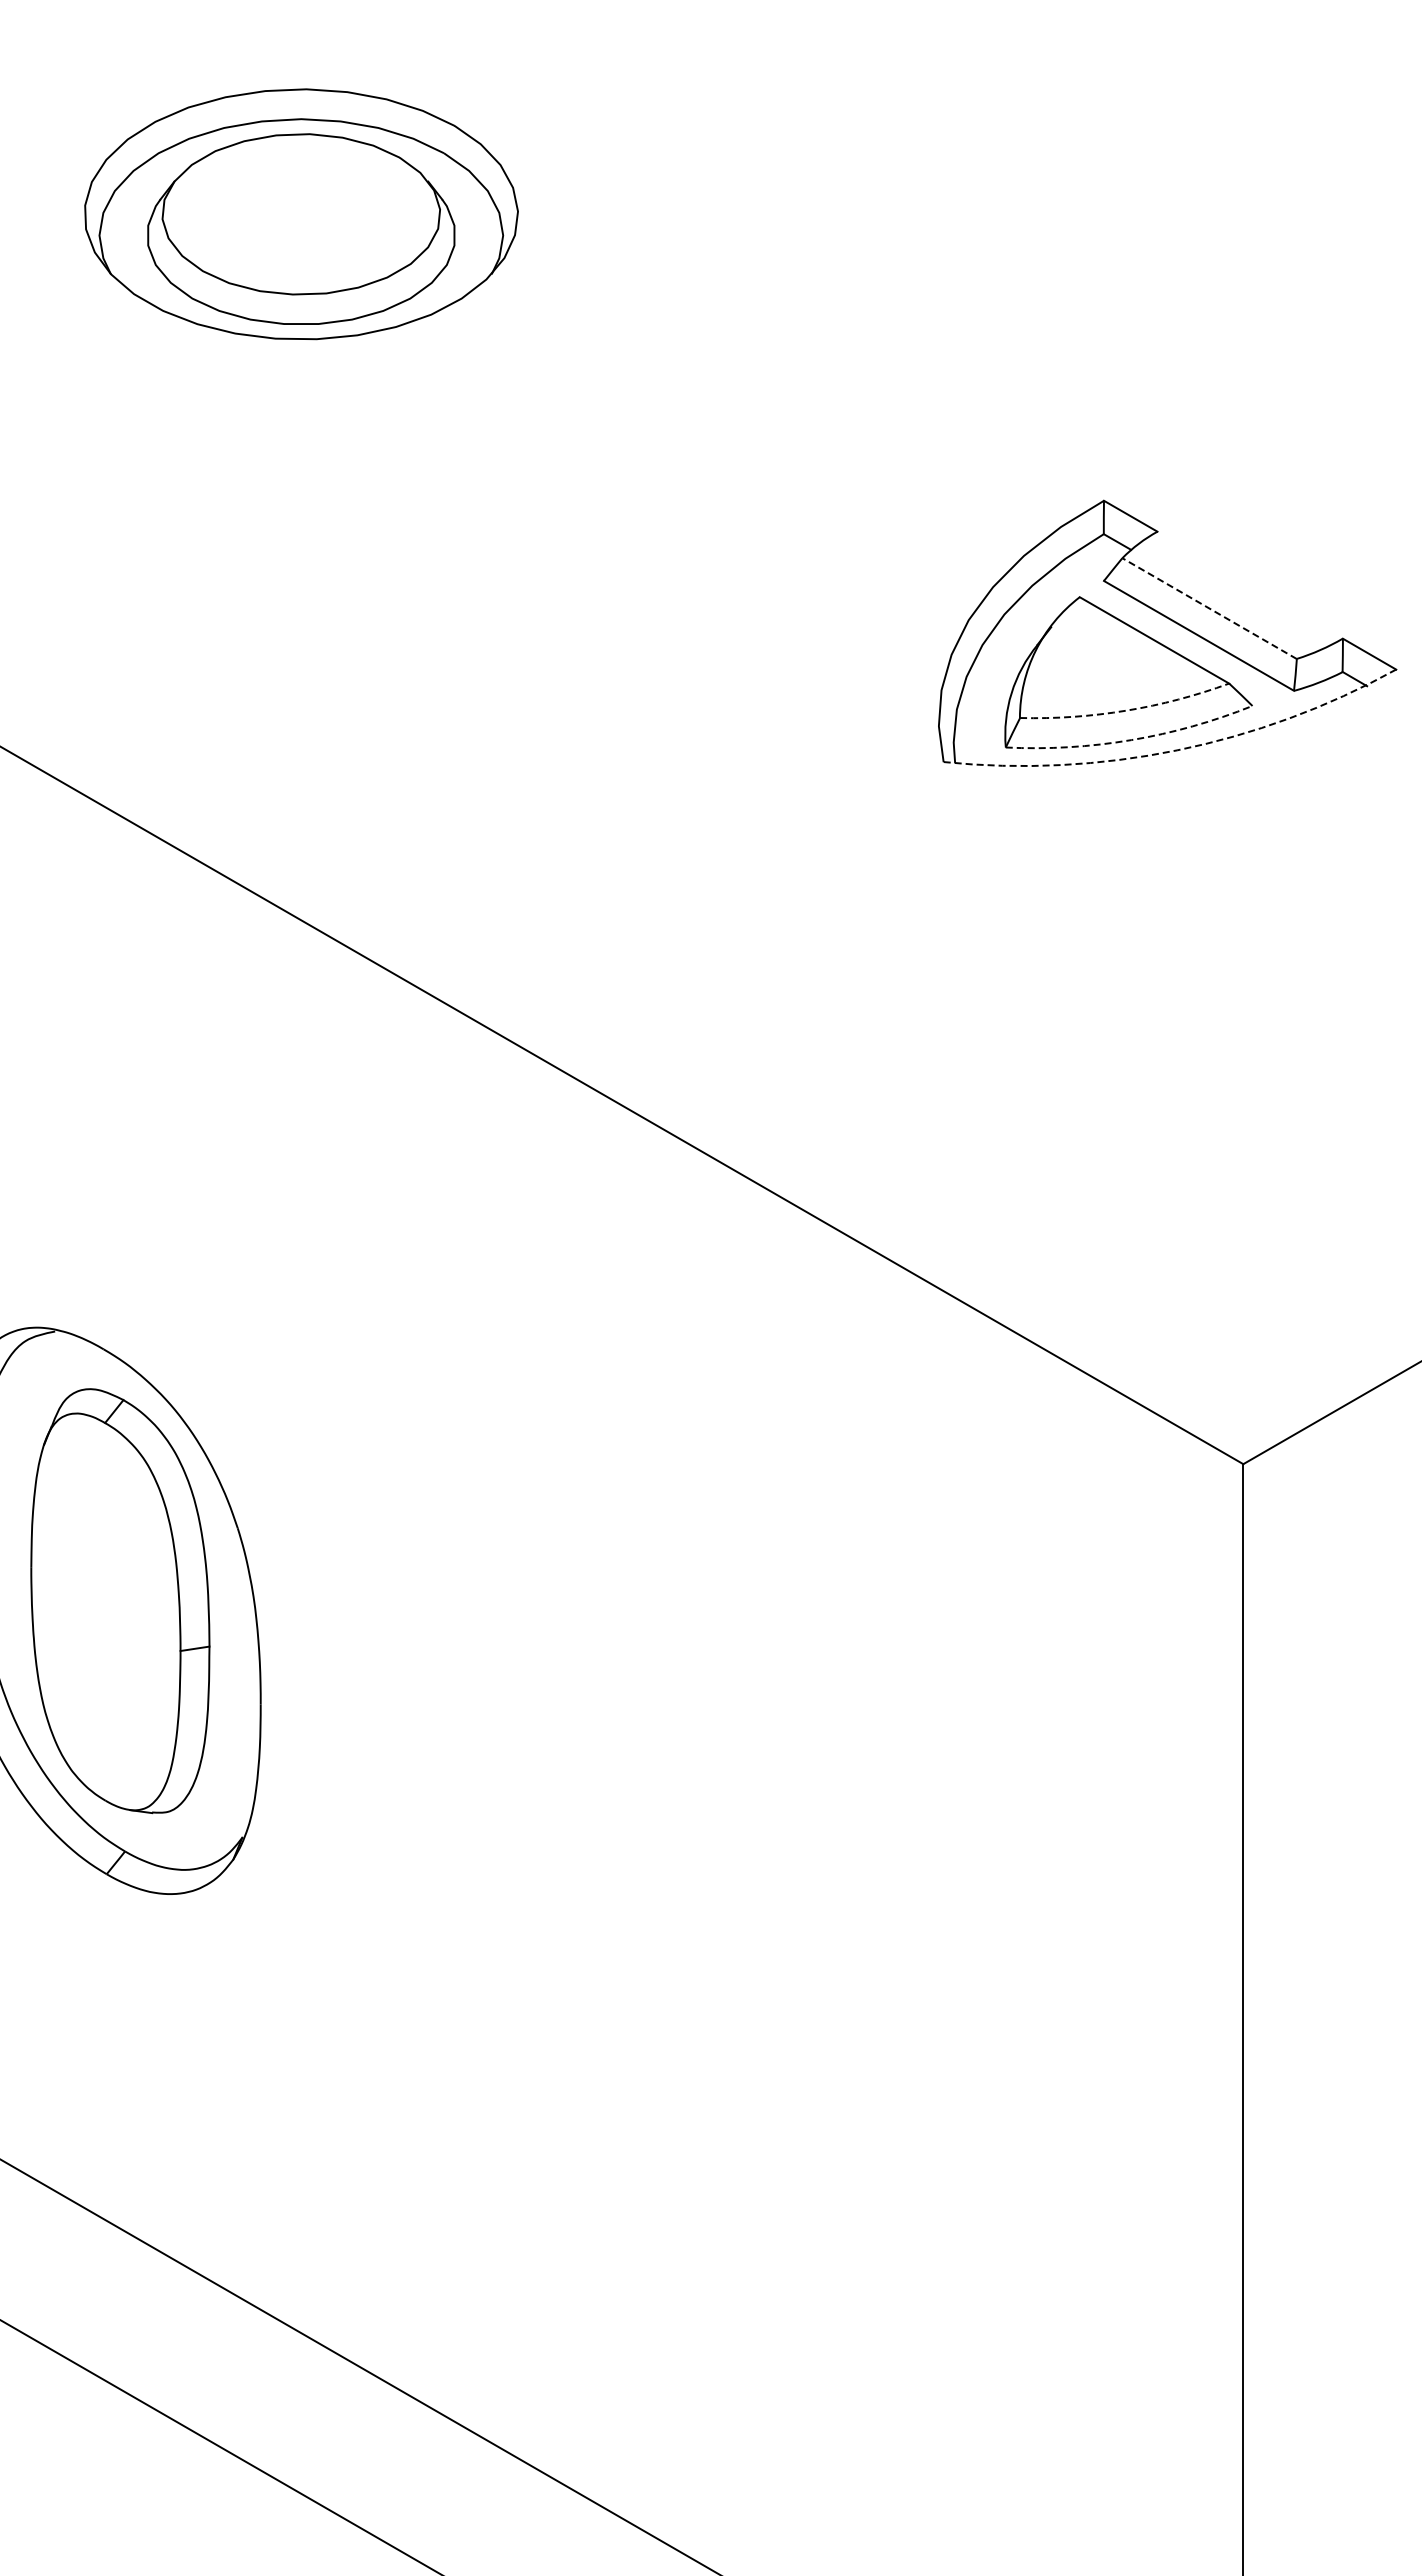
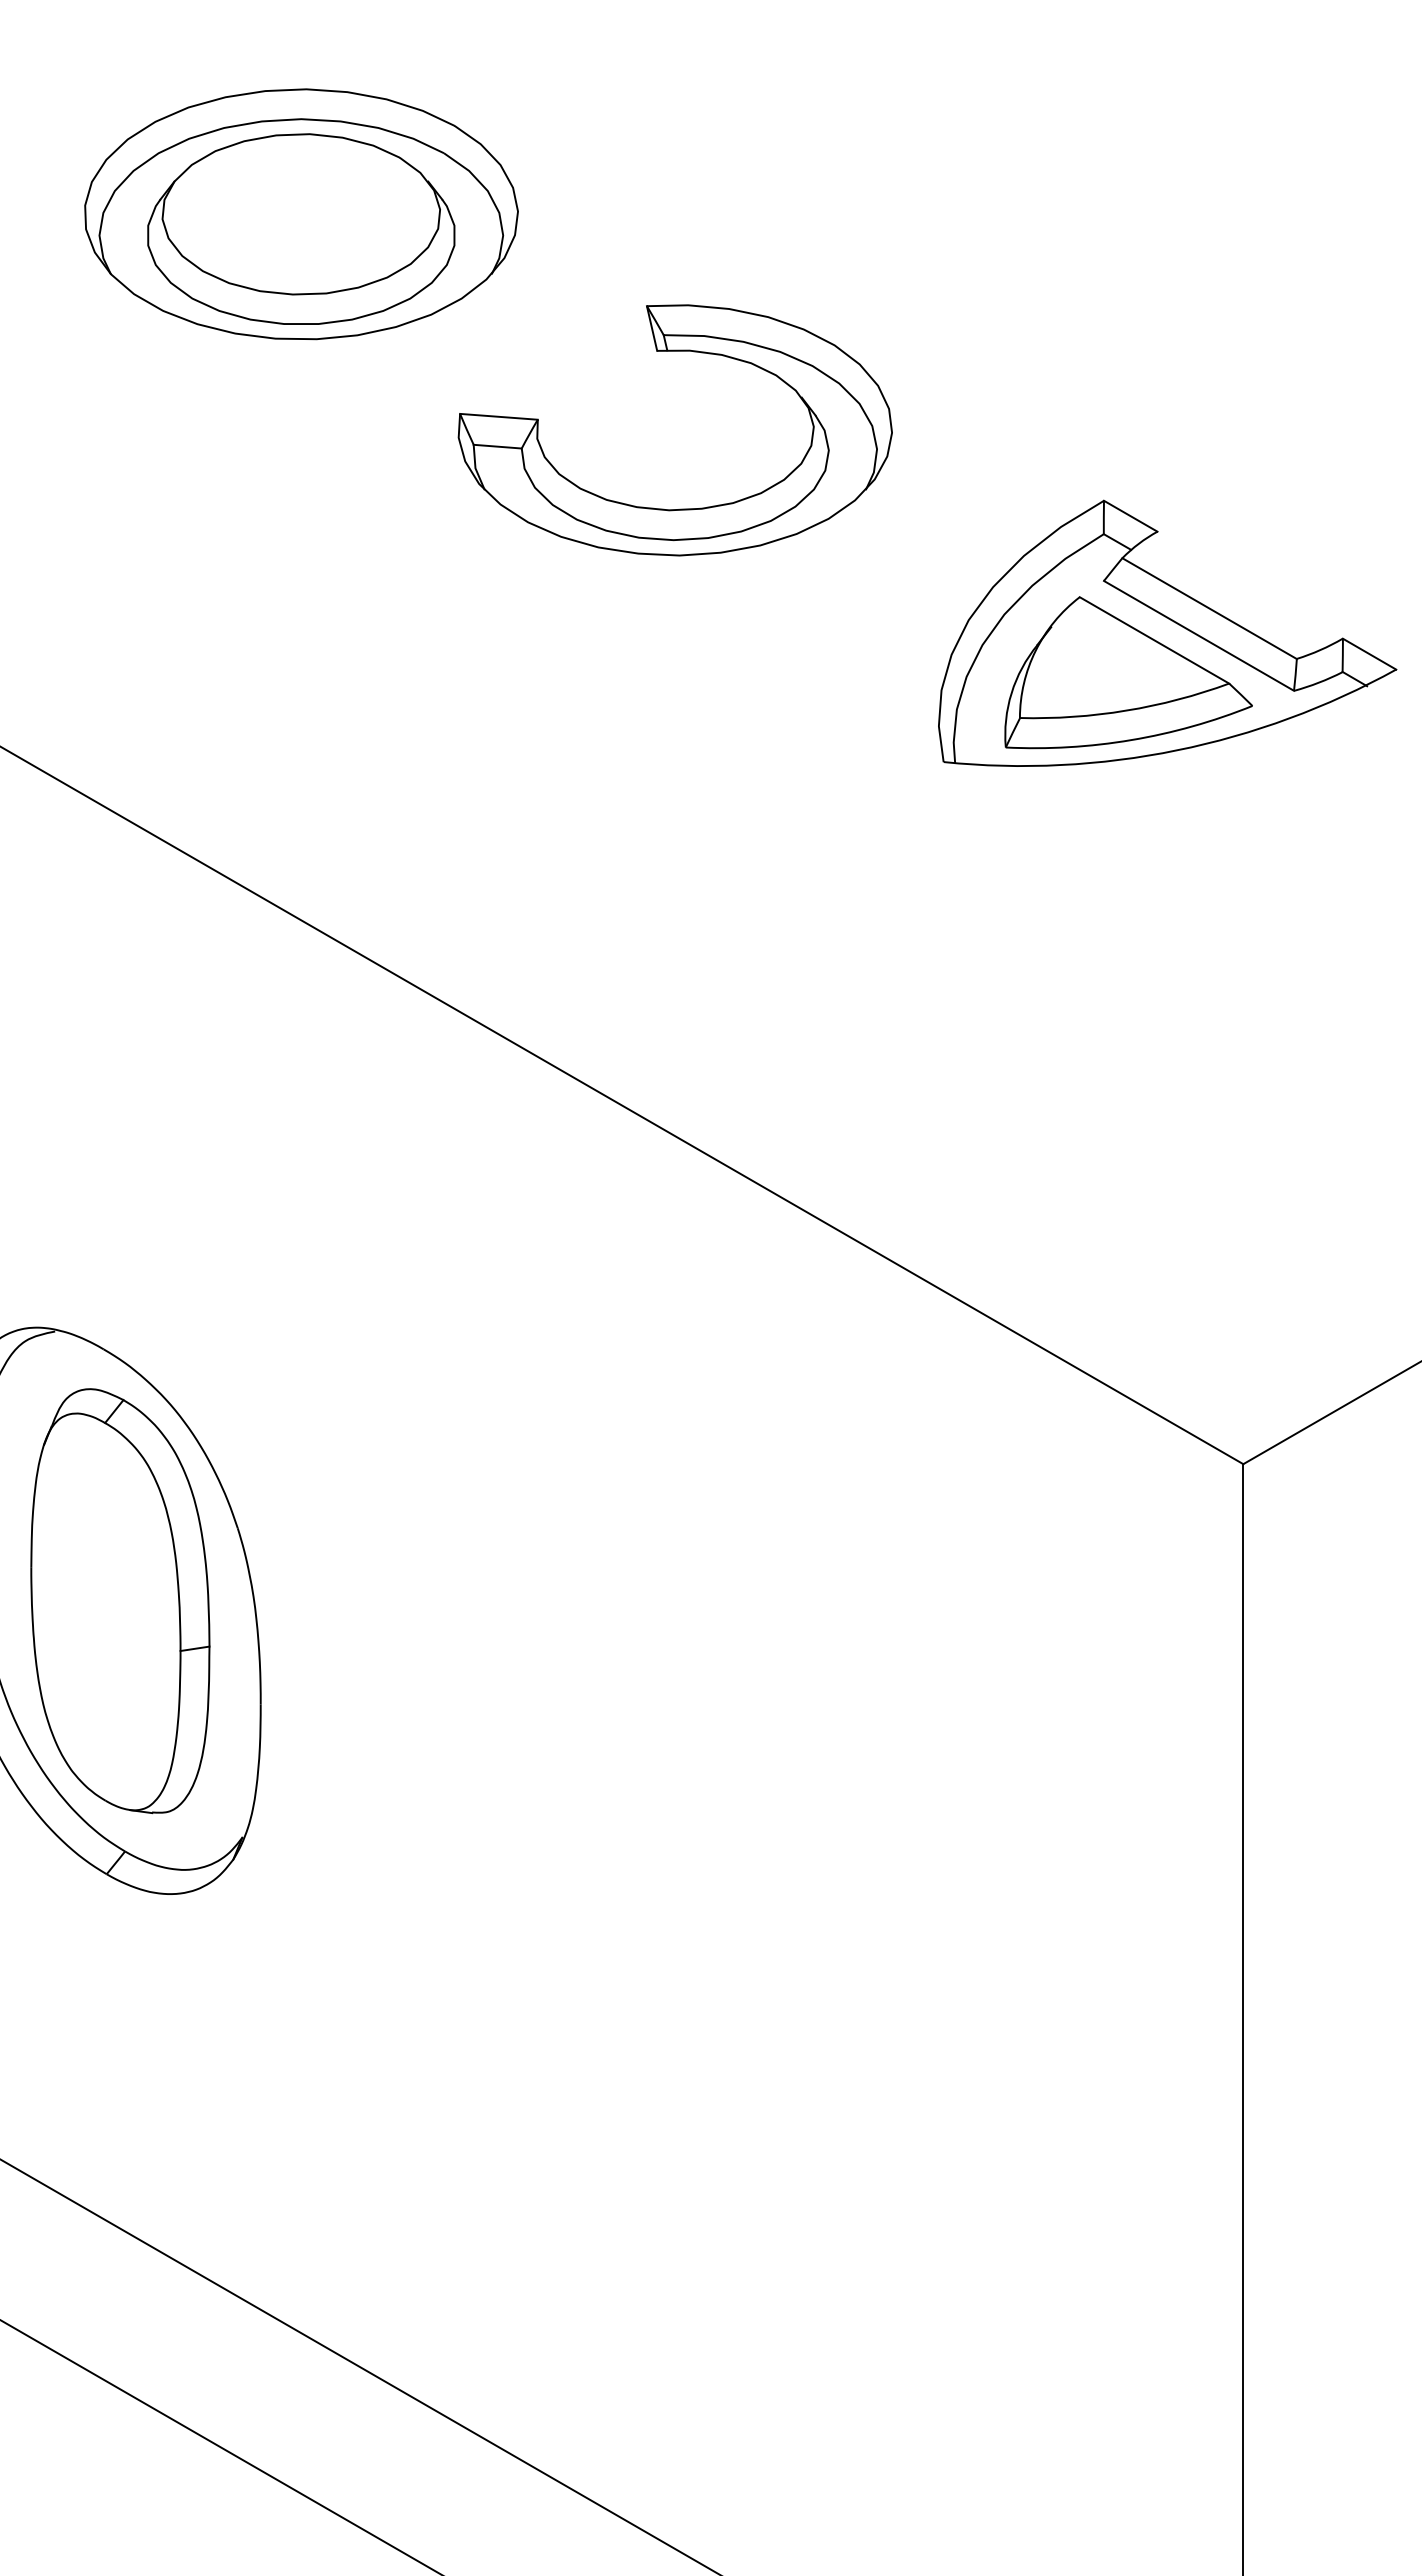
part: none -> present (679, 508)
line: dashed -> solid (1209, 608)
arc: dashed -> solid (1126, 710)
arc: dashed -> solid (1131, 740)
arc: dashed -> solid (1177, 750)
